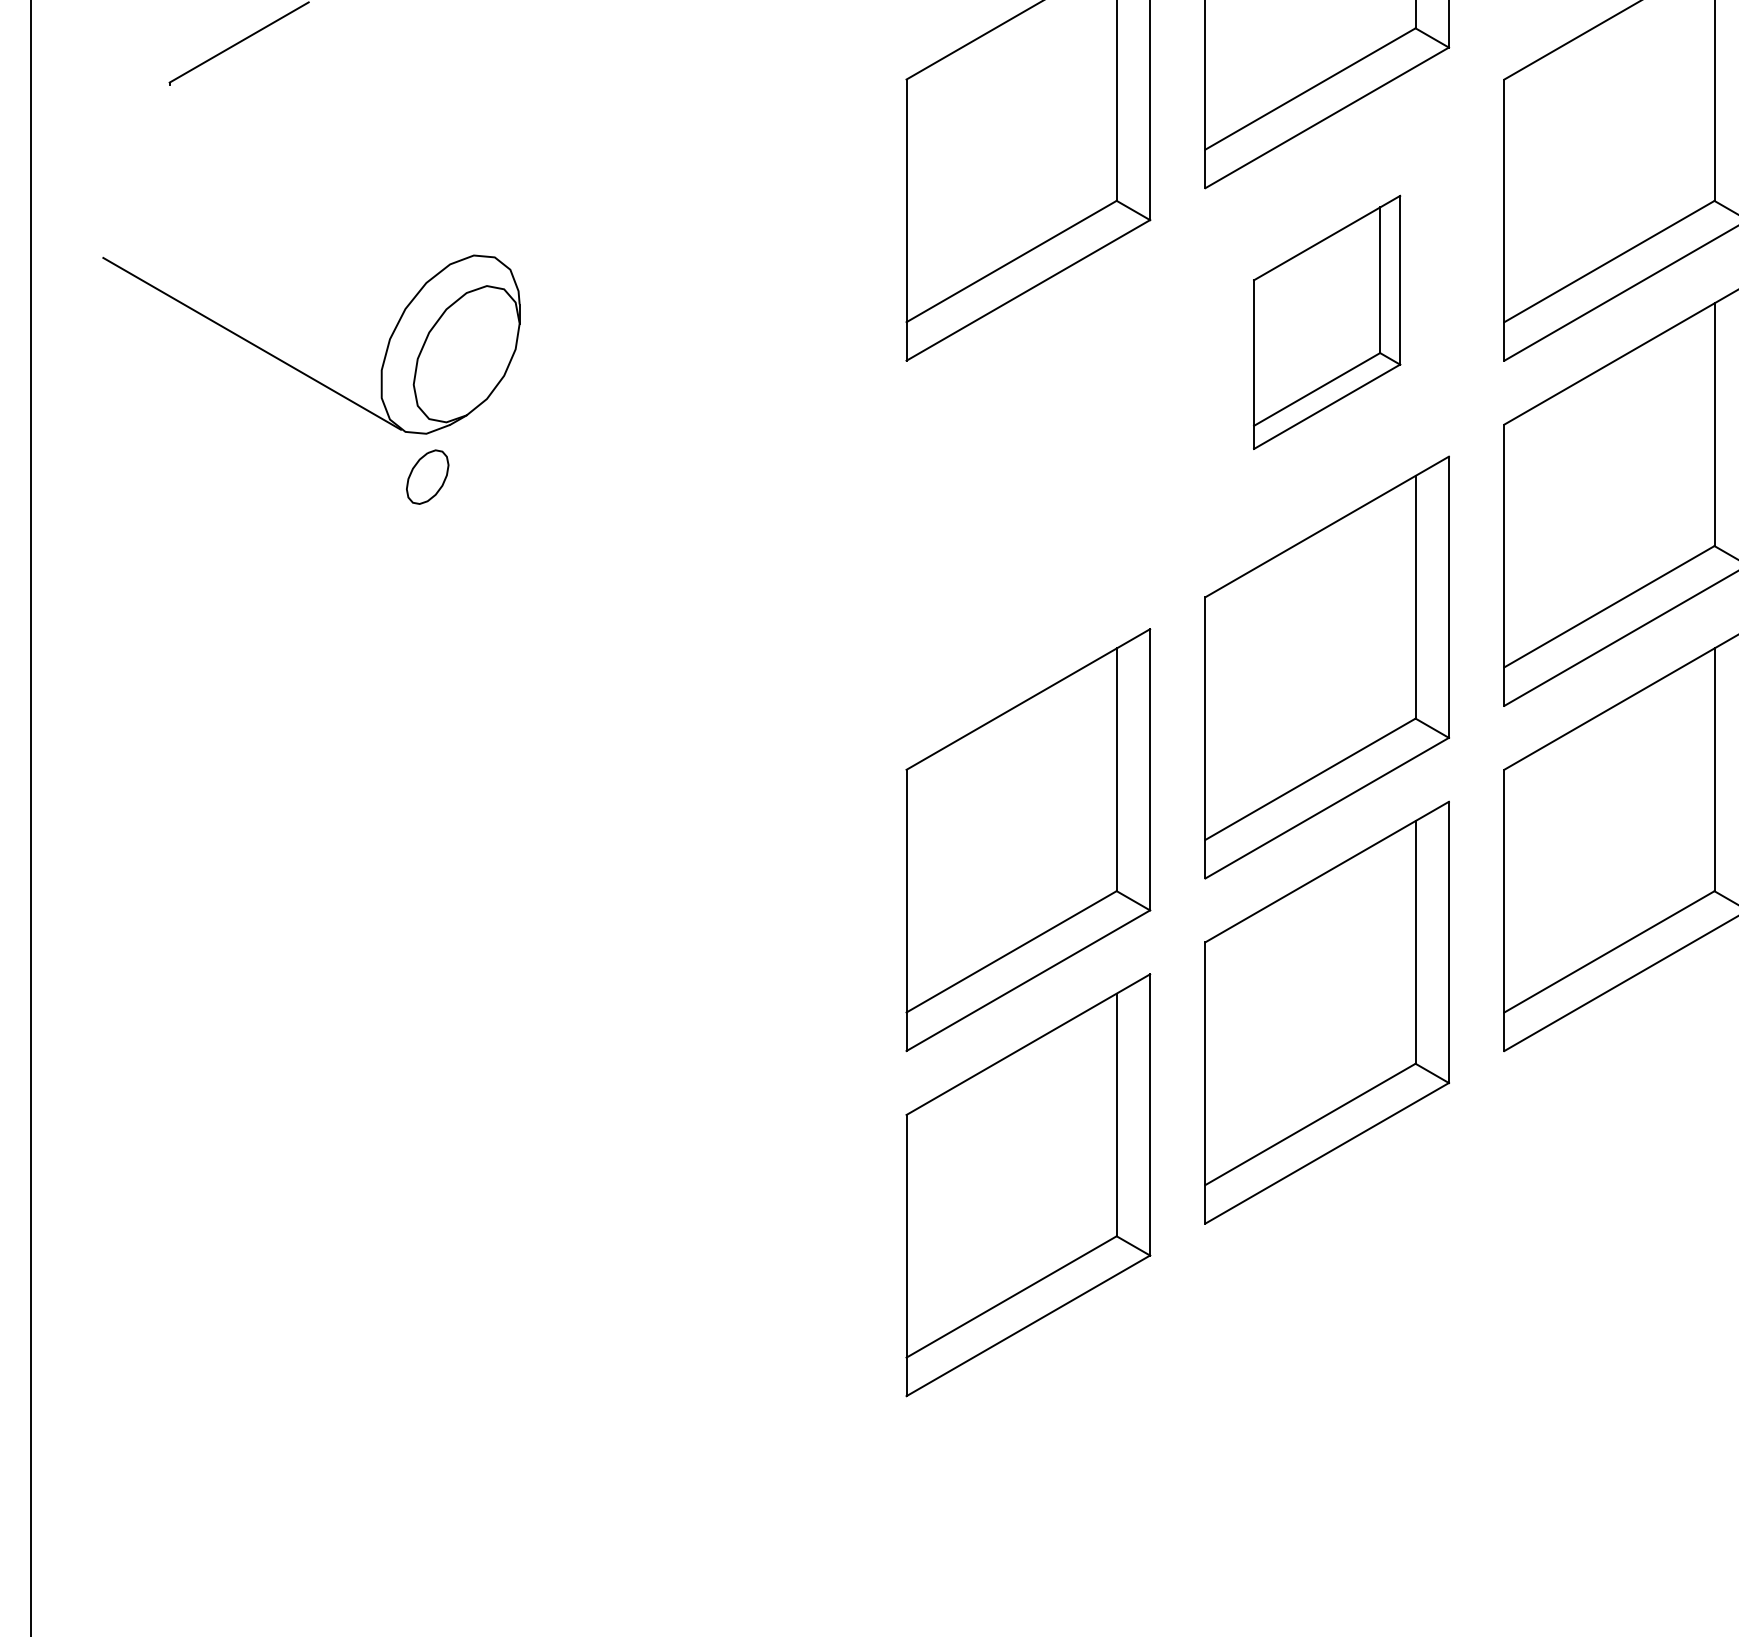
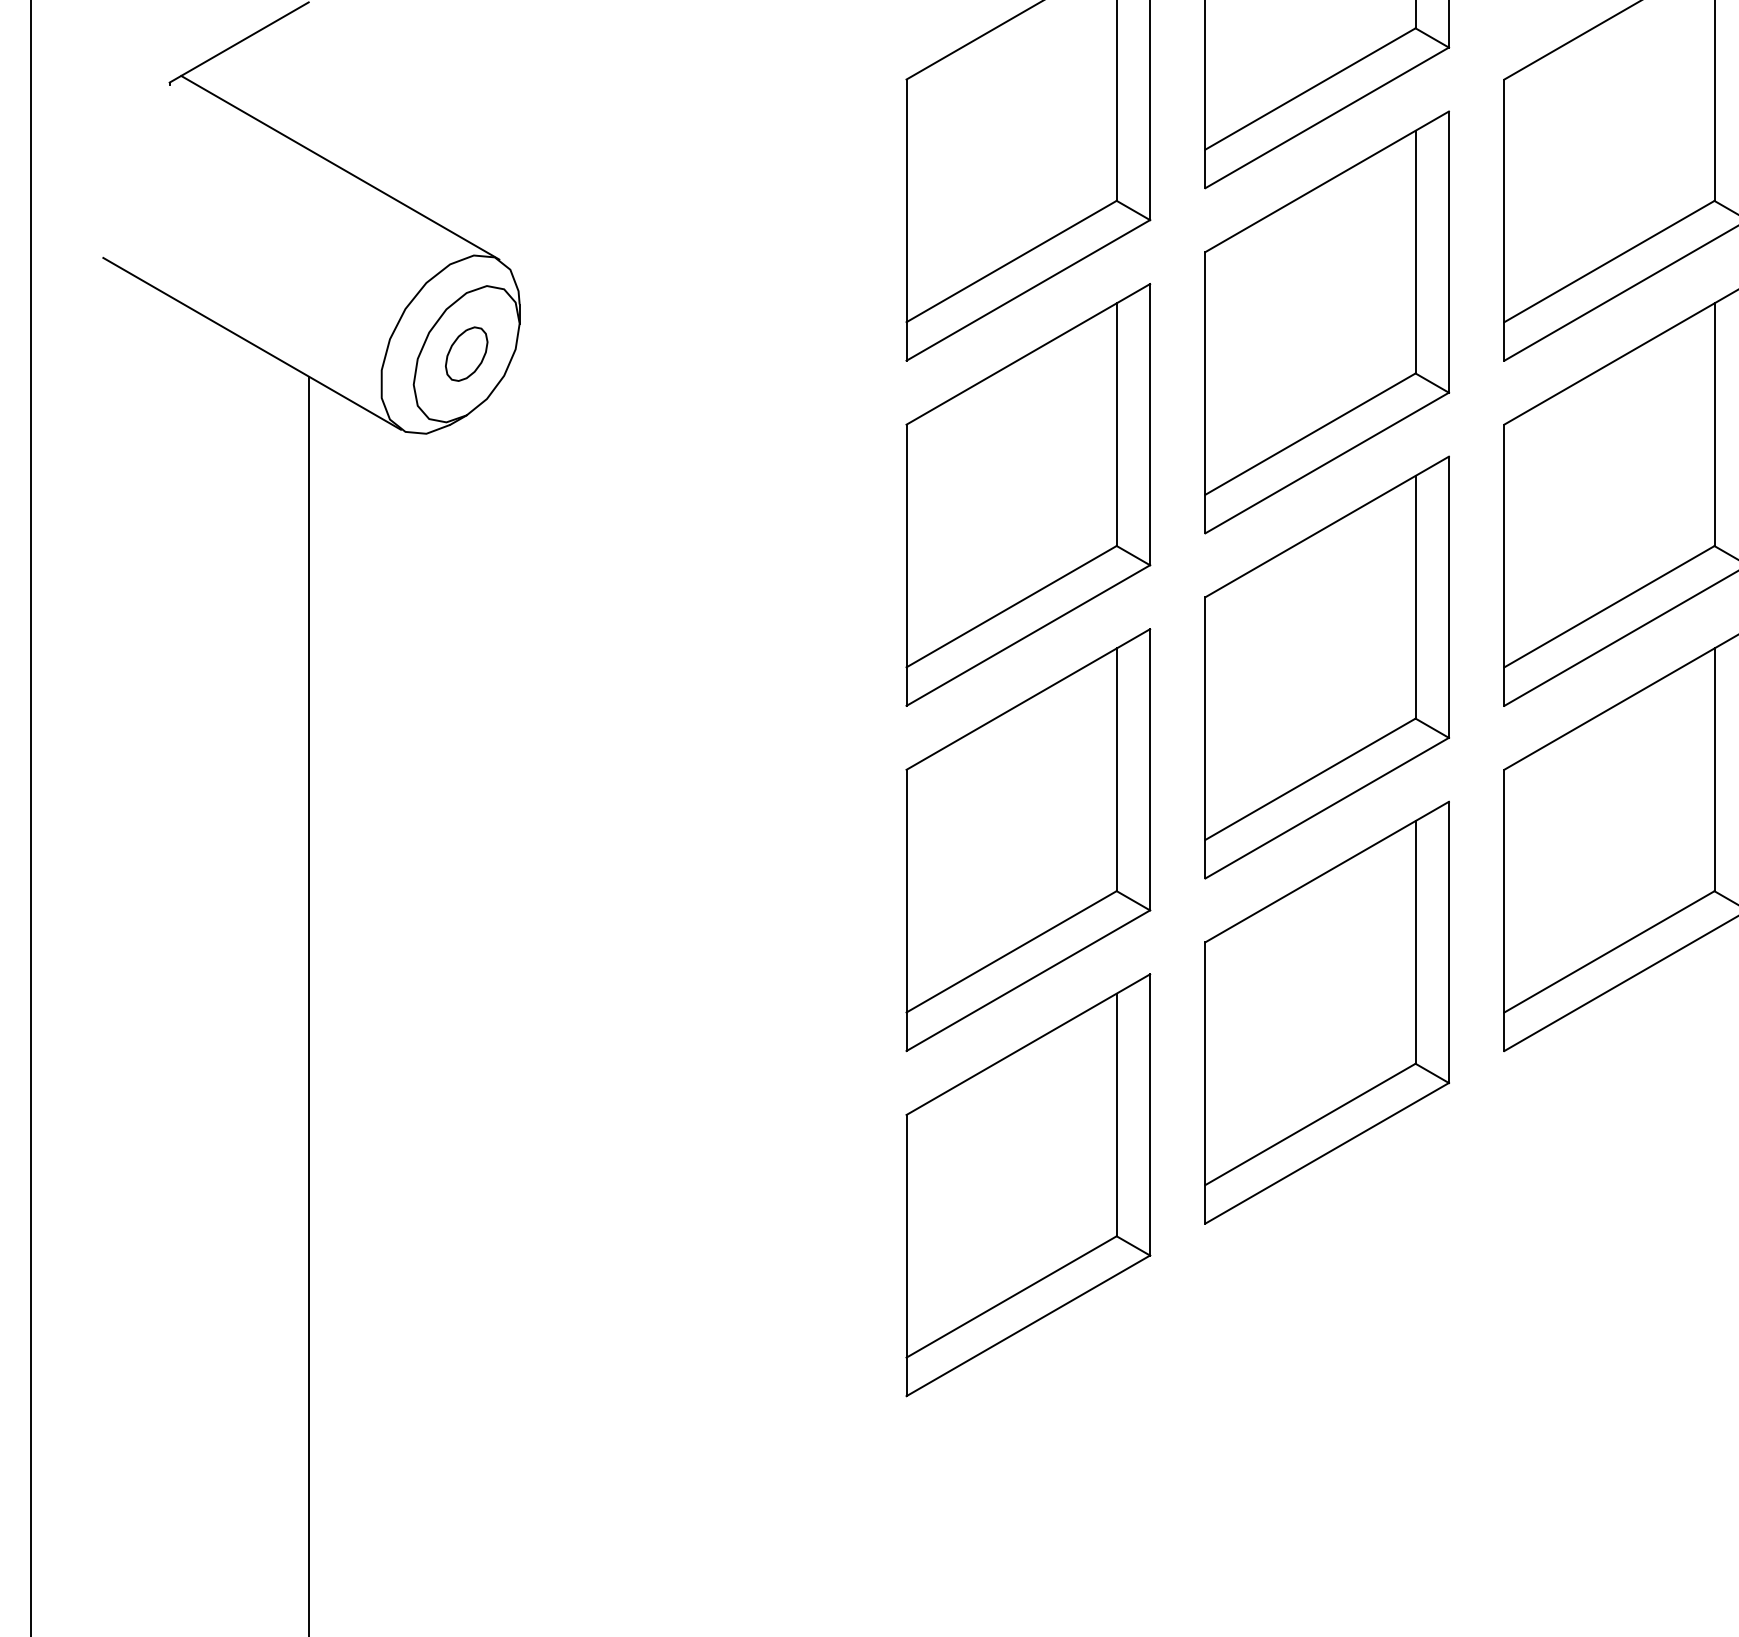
line: none -> present (340, 167)
part size: 149x256 px -> 246x425 px (1326, 322)
part position: (427, 476) -> (466, 353) (466, 353)
part: none -> present (1028, 494)
line: none -> present (308, 1004)
